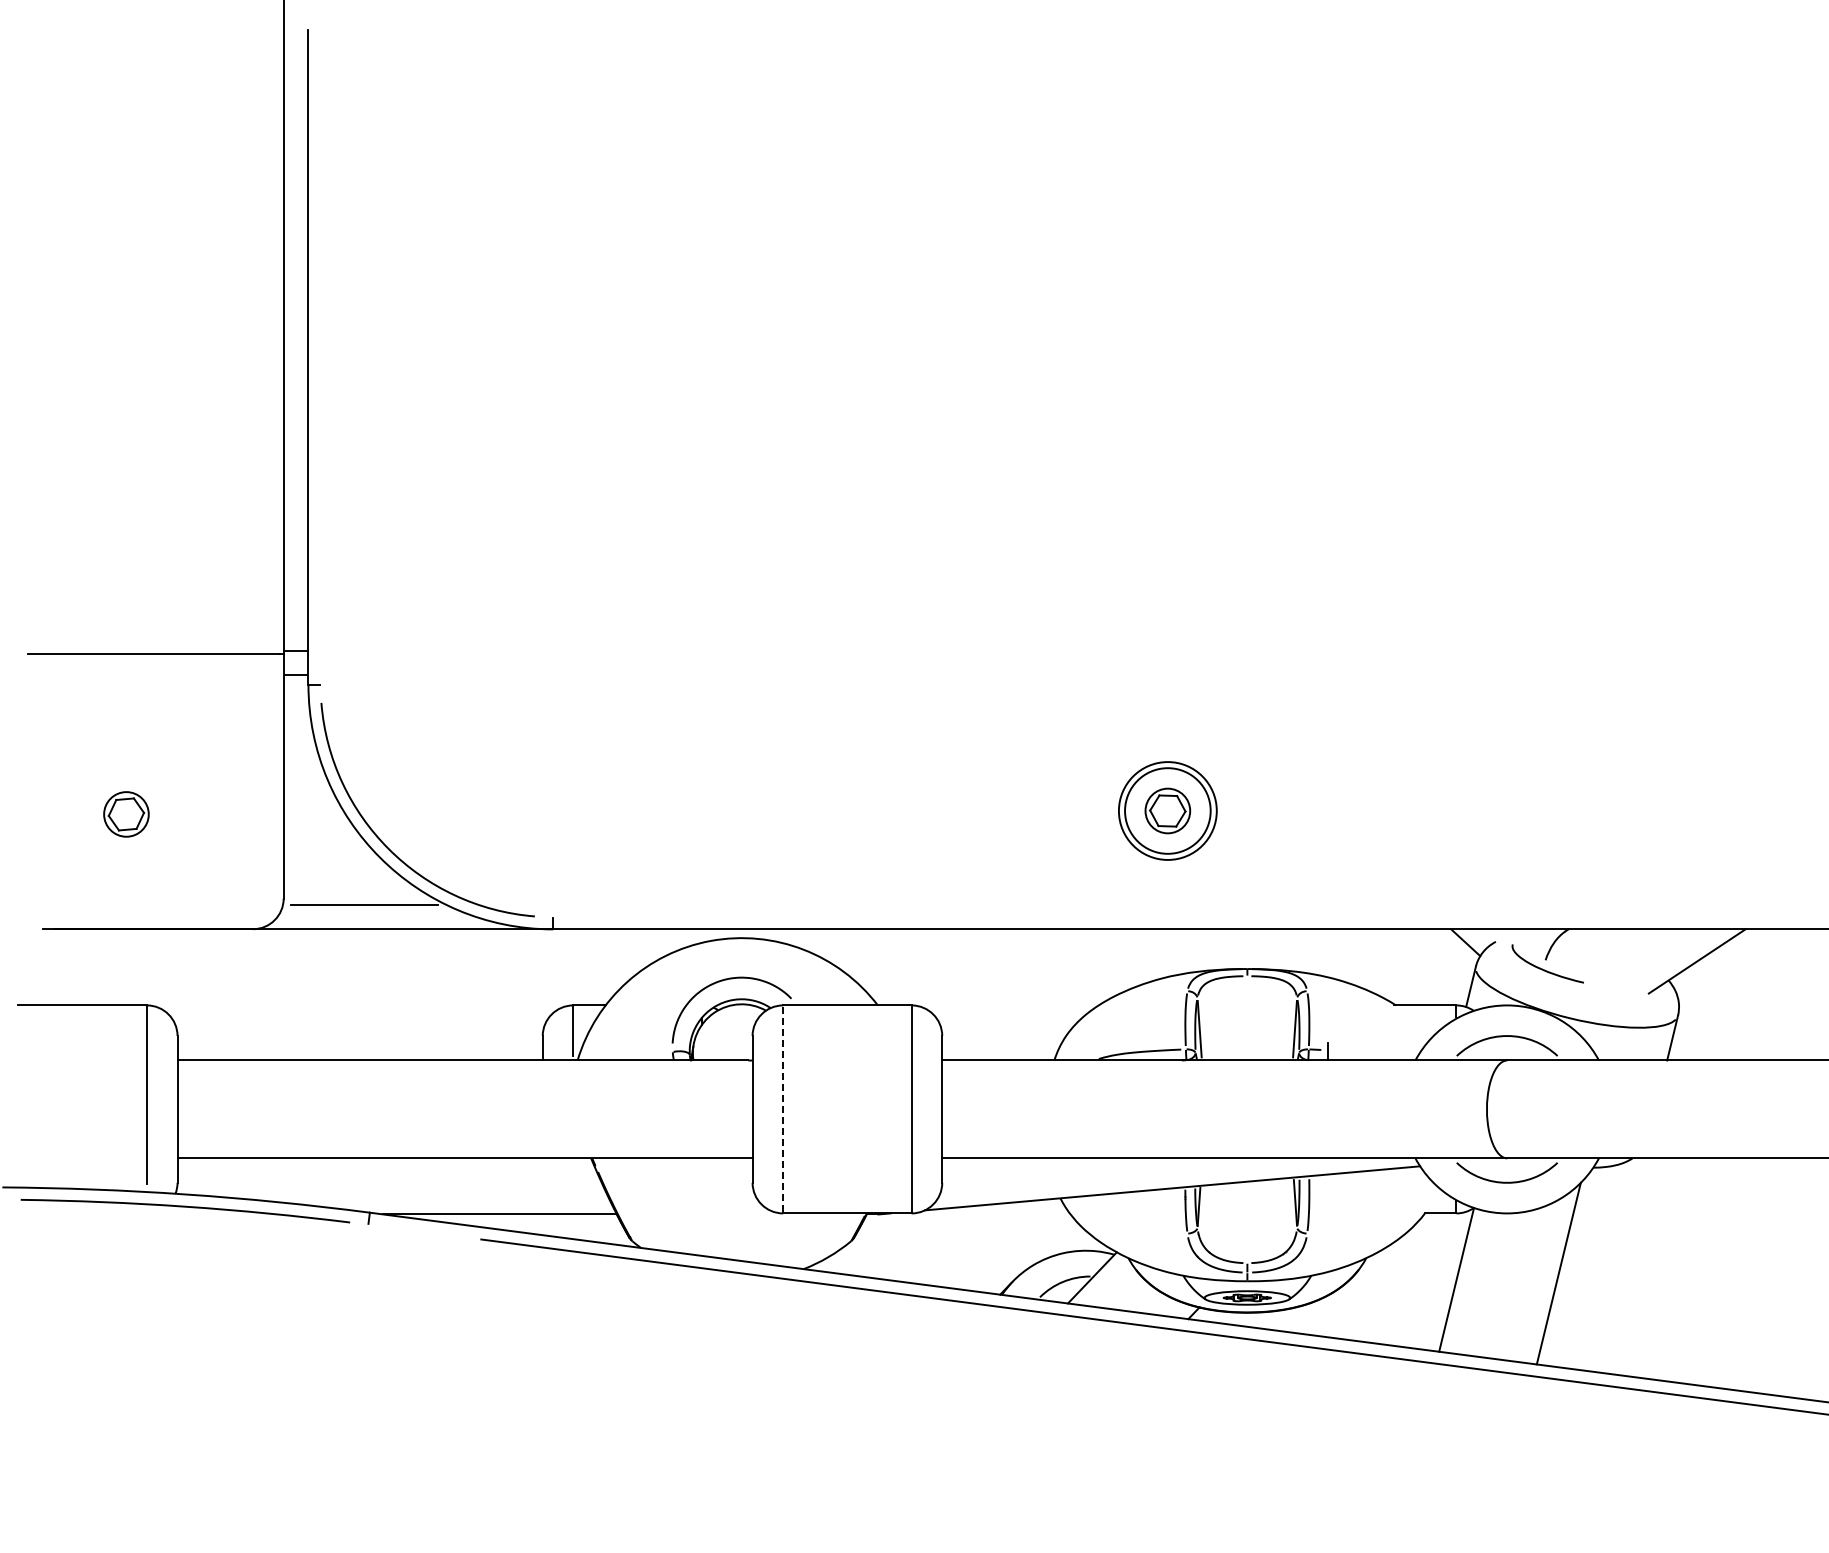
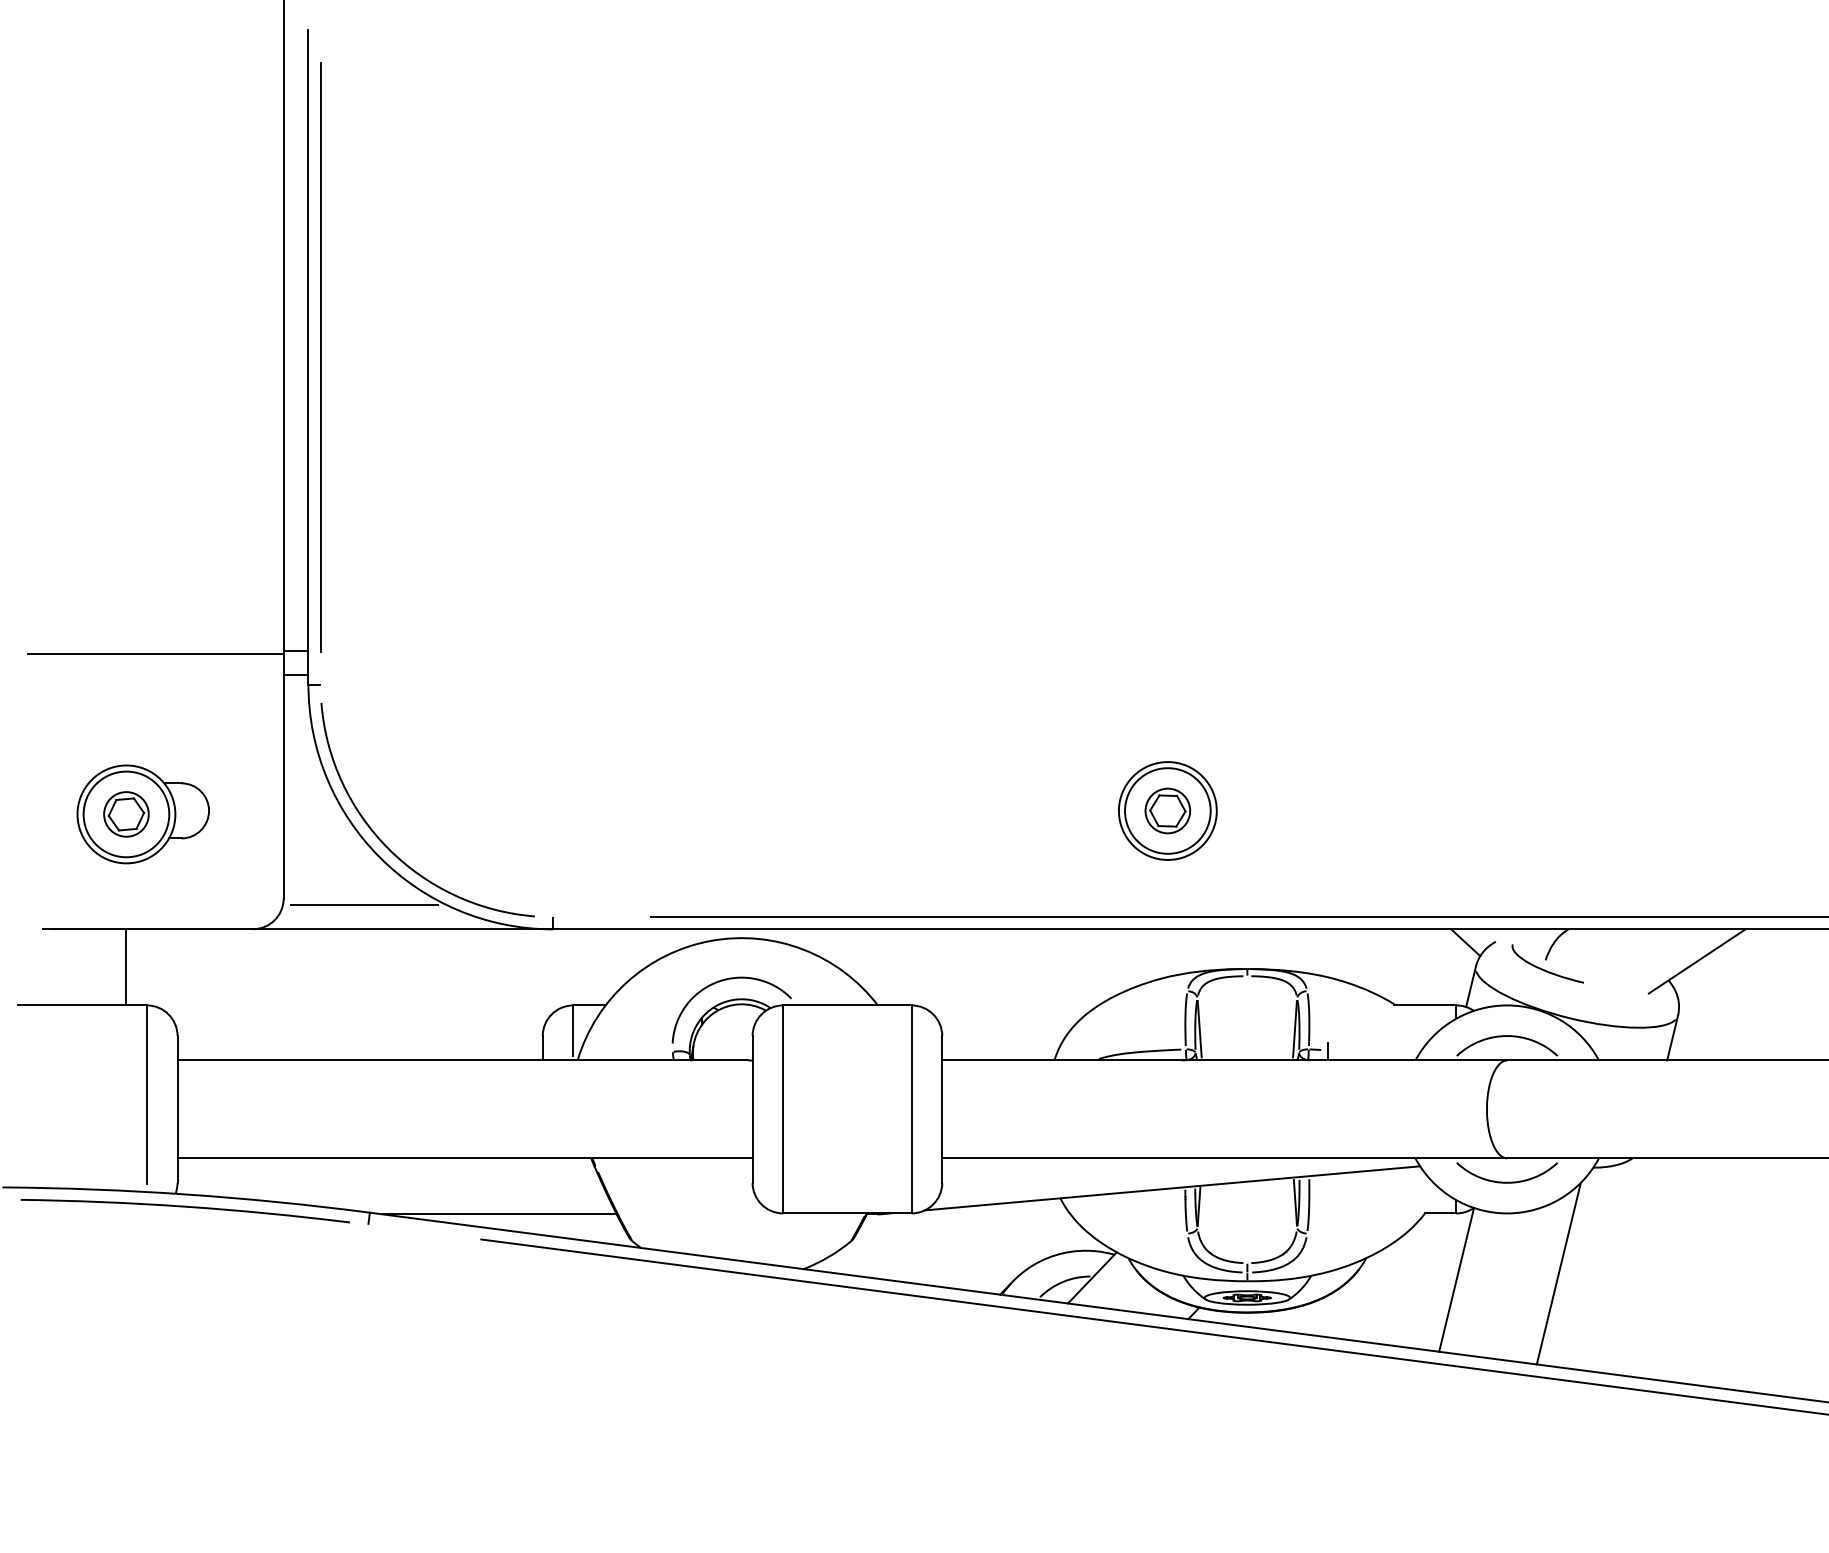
line: none -> present (320, 356)
part: none -> present (142, 814)
line: none -> present (1238, 917)
line: none -> present (125, 967)
line: dashed -> solid (783, 1109)
